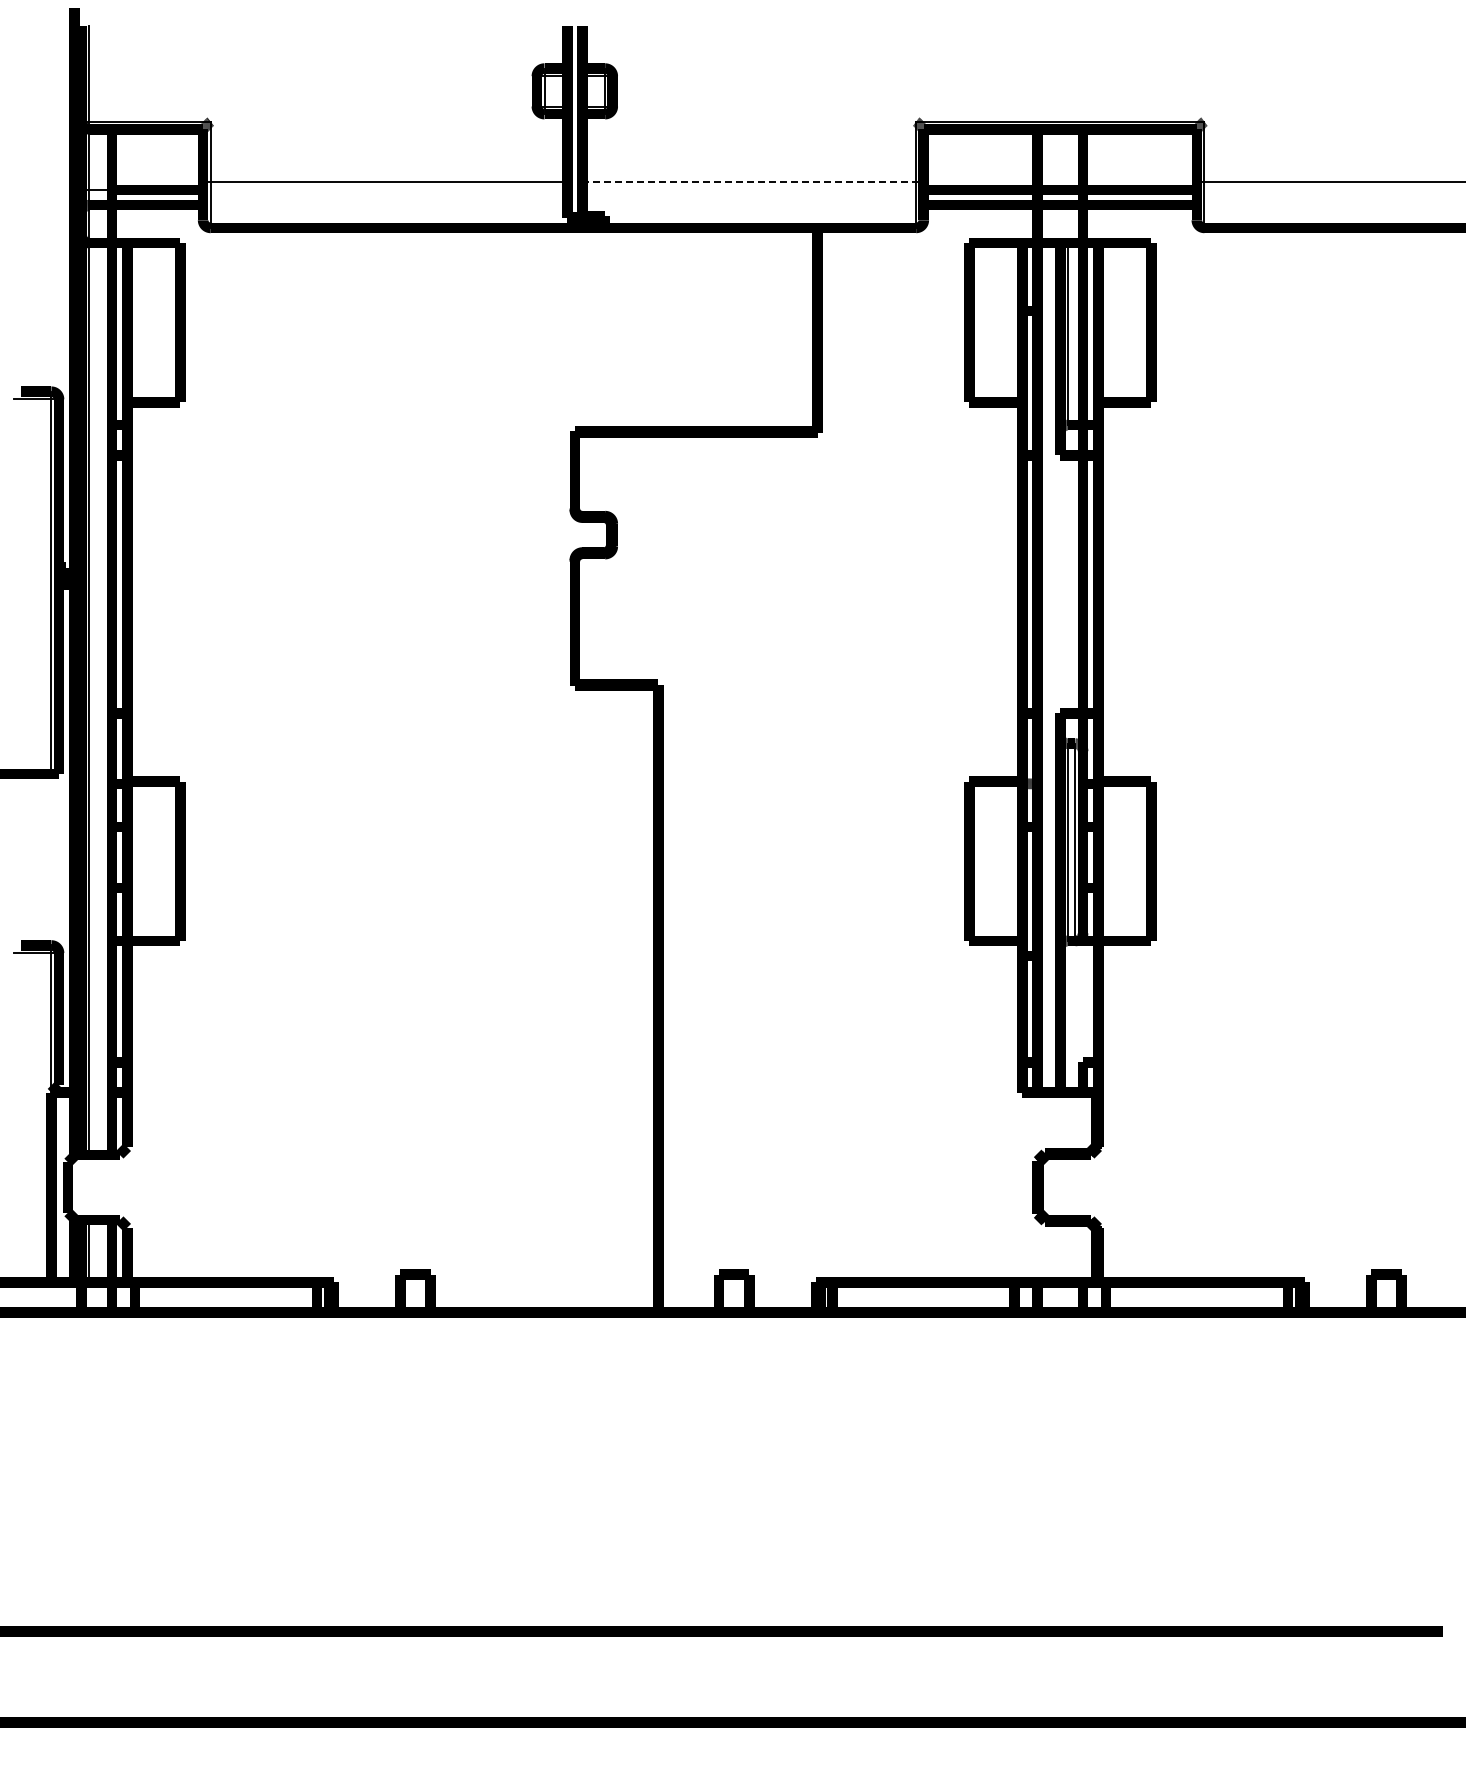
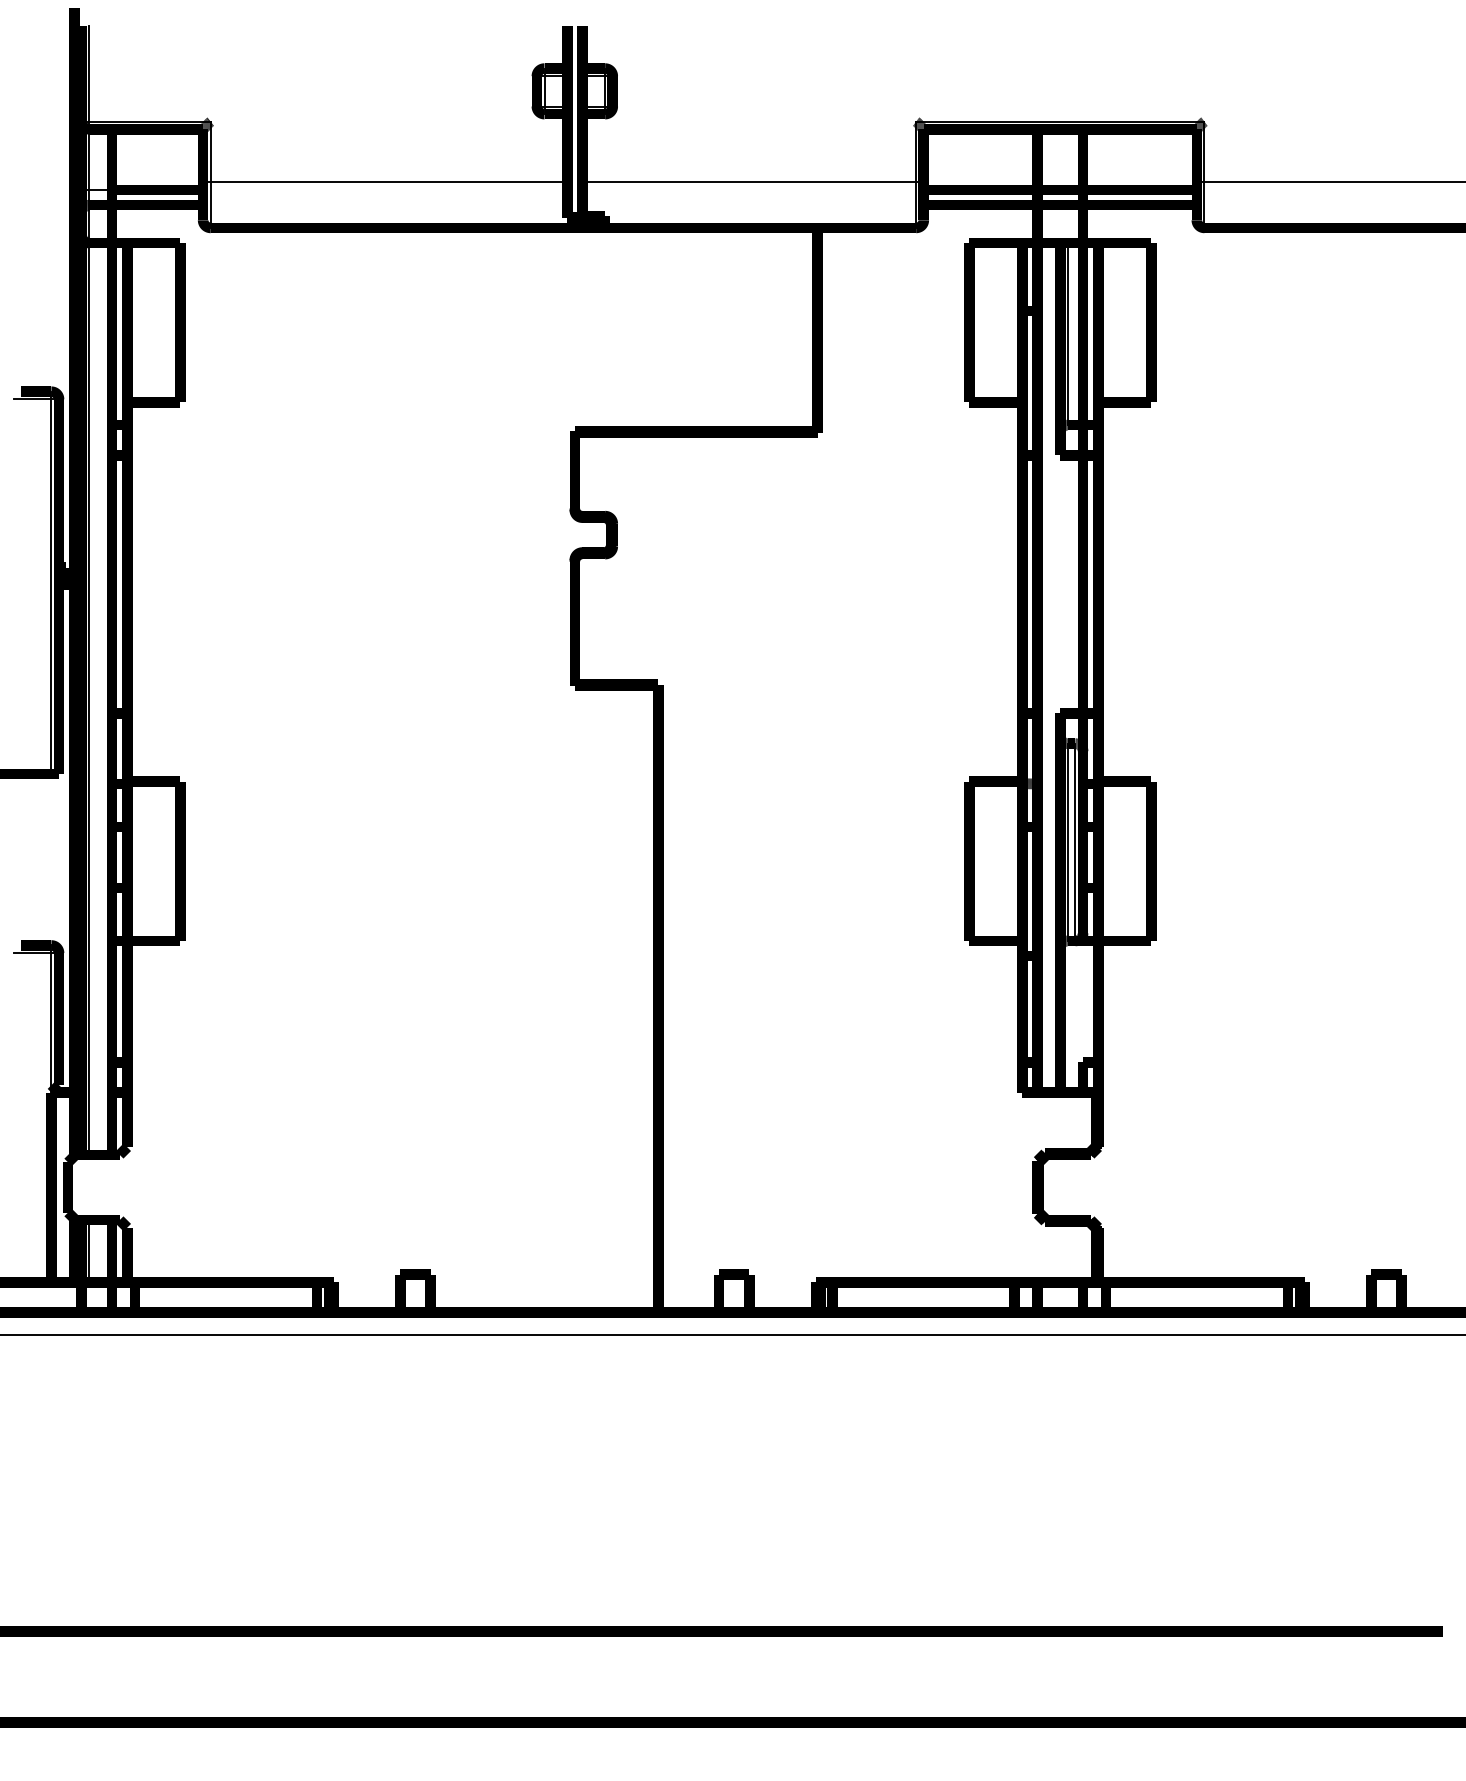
line: dashed -> solid (749, 182)
line: none -> present (732, 1335)
